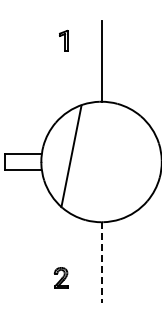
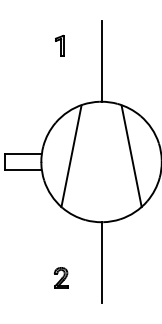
part position: (63, 40) -> (59, 45) (59, 45)
line: none -> present (131, 156)
line: dashed -> solid (101, 262)
